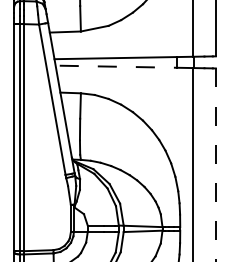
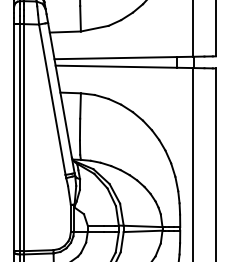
line: dashed -> solid (124, 66)
line: dashed -> solid (215, 165)
